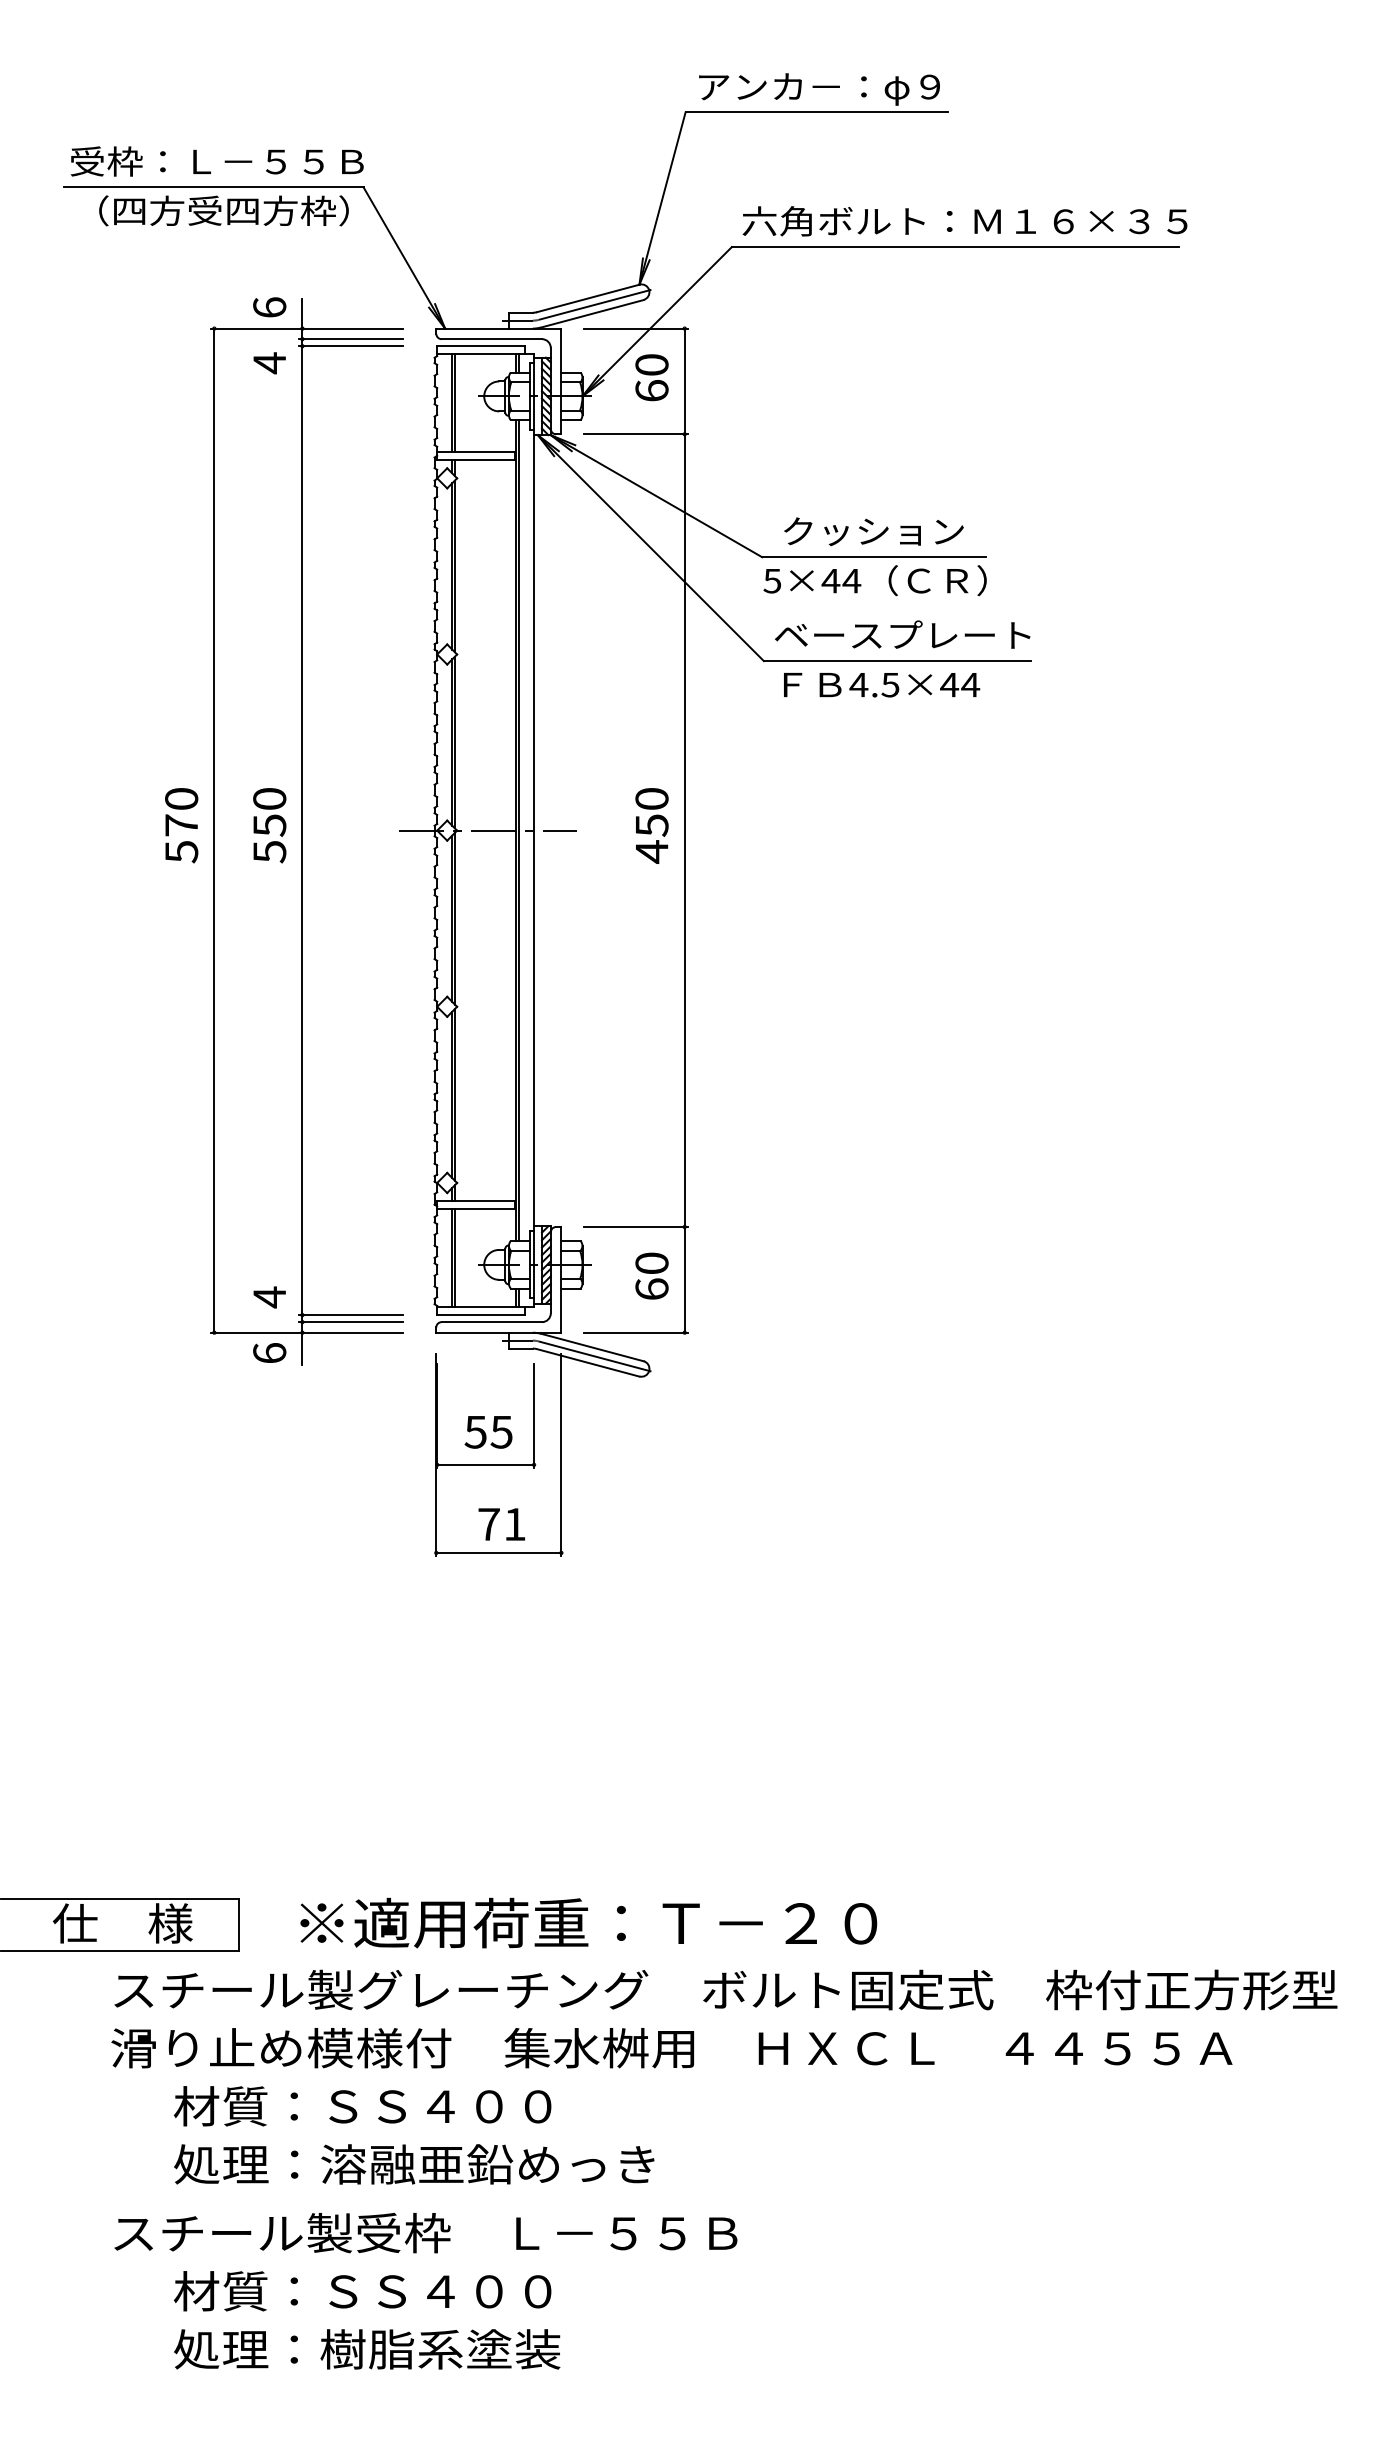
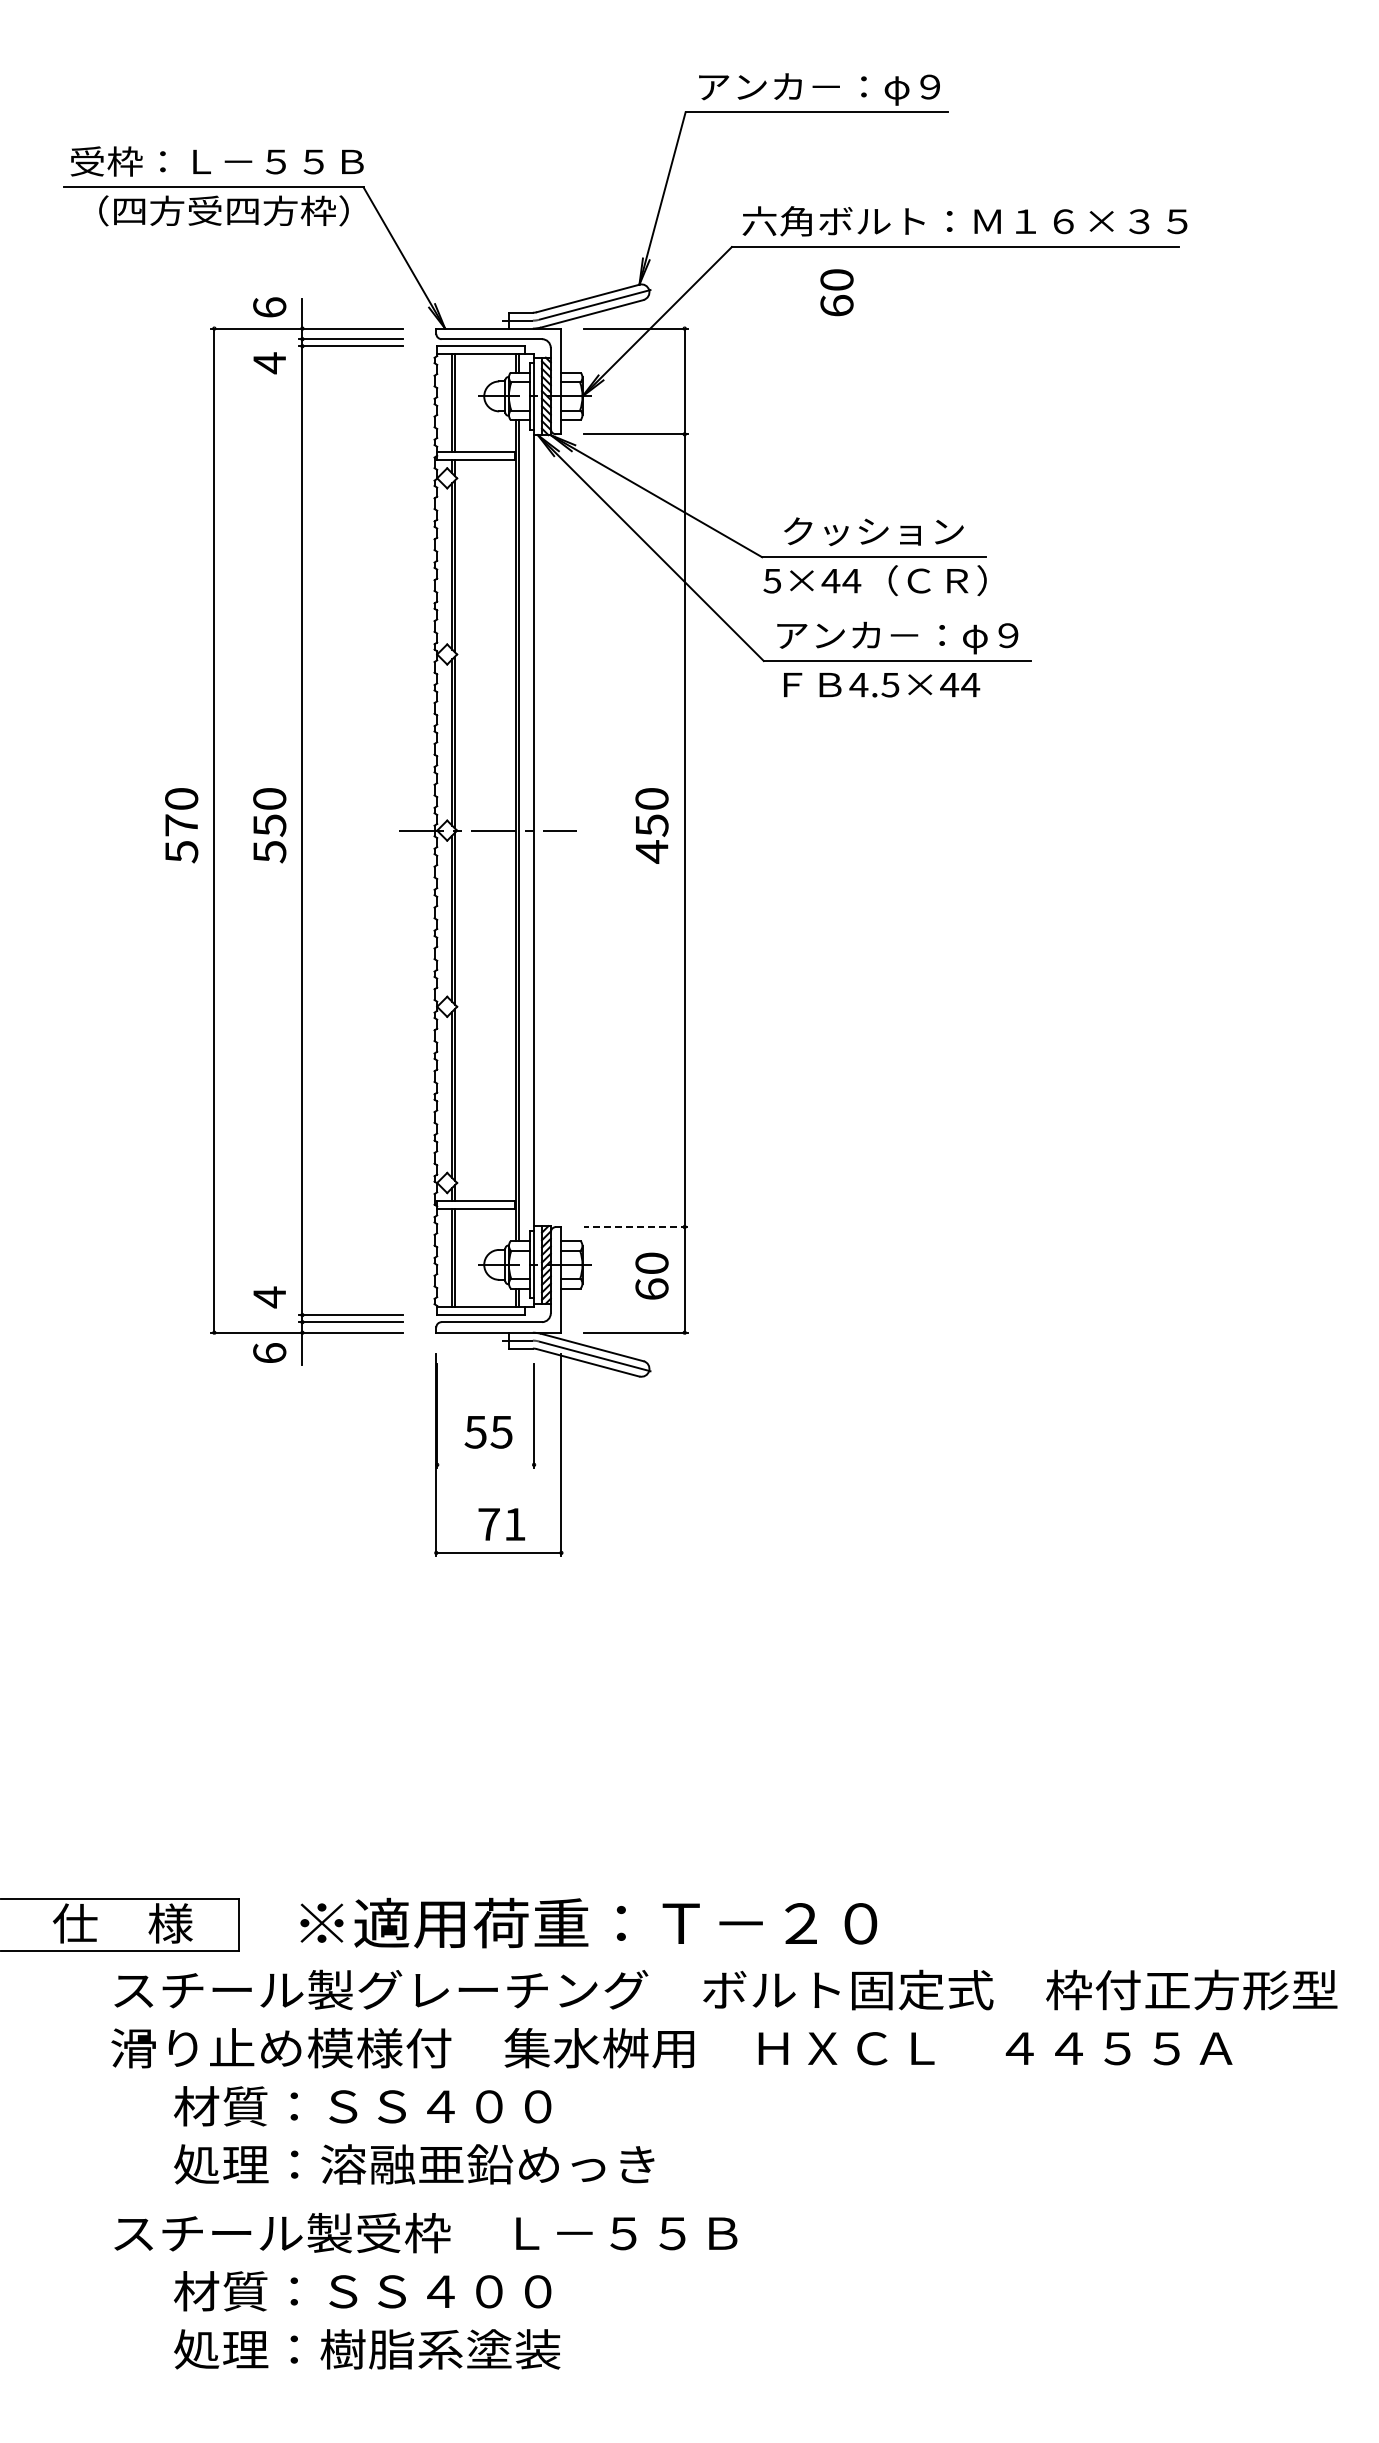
text position: (651, 377) -> (836, 292) (836, 292)
text: ベースプレート -> アンカ－：φ９ (902, 637)
line: solid -> dashed (636, 1227)
line: present -> none (485, 1464)
